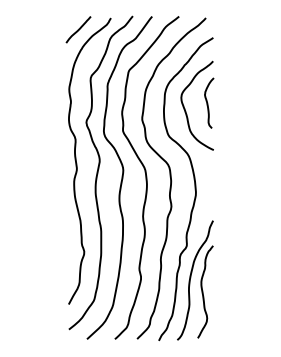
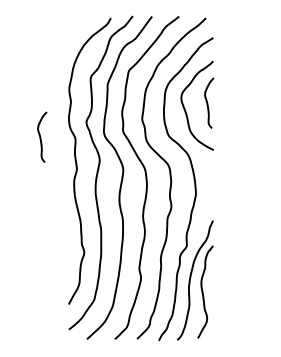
line: present -> none (78, 29)
curve: none -> present (41, 137)
